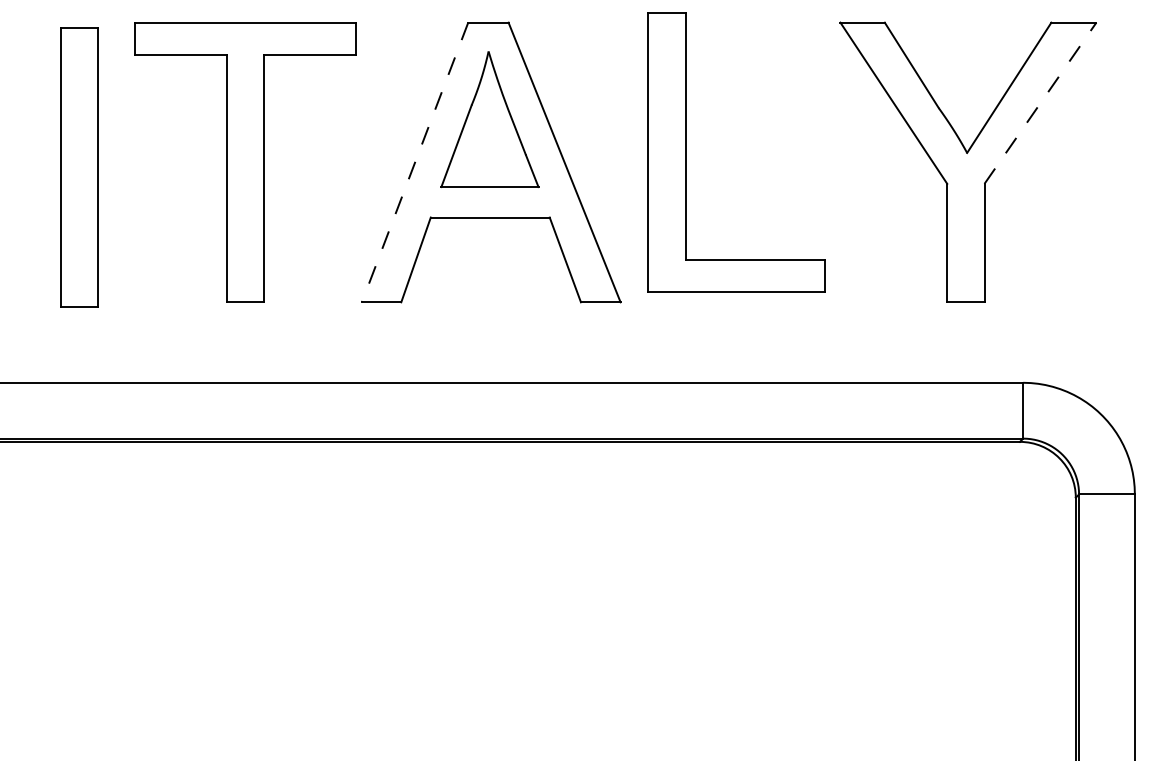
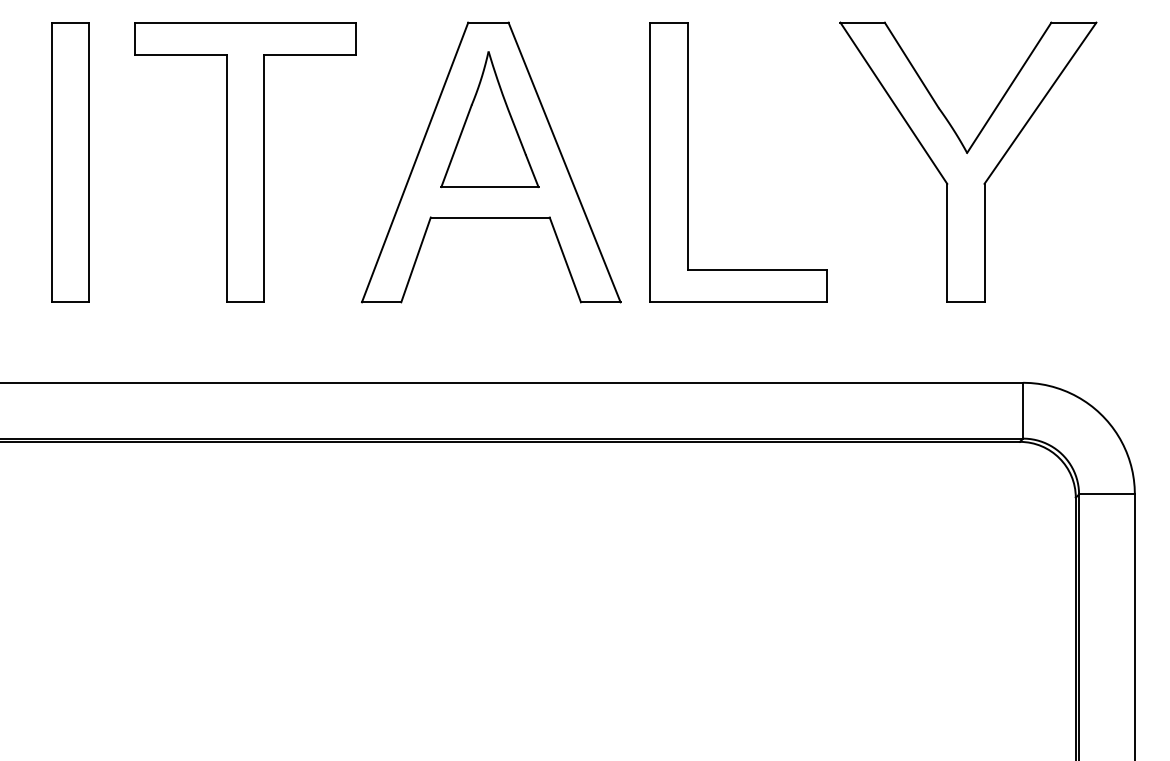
line: dashed -> solid (1040, 102)
part position: (686, 152) -> (688, 162) (688, 162)
line: dashed -> solid (415, 162)
part position: (79, 167) -> (70, 162) (70, 162)
